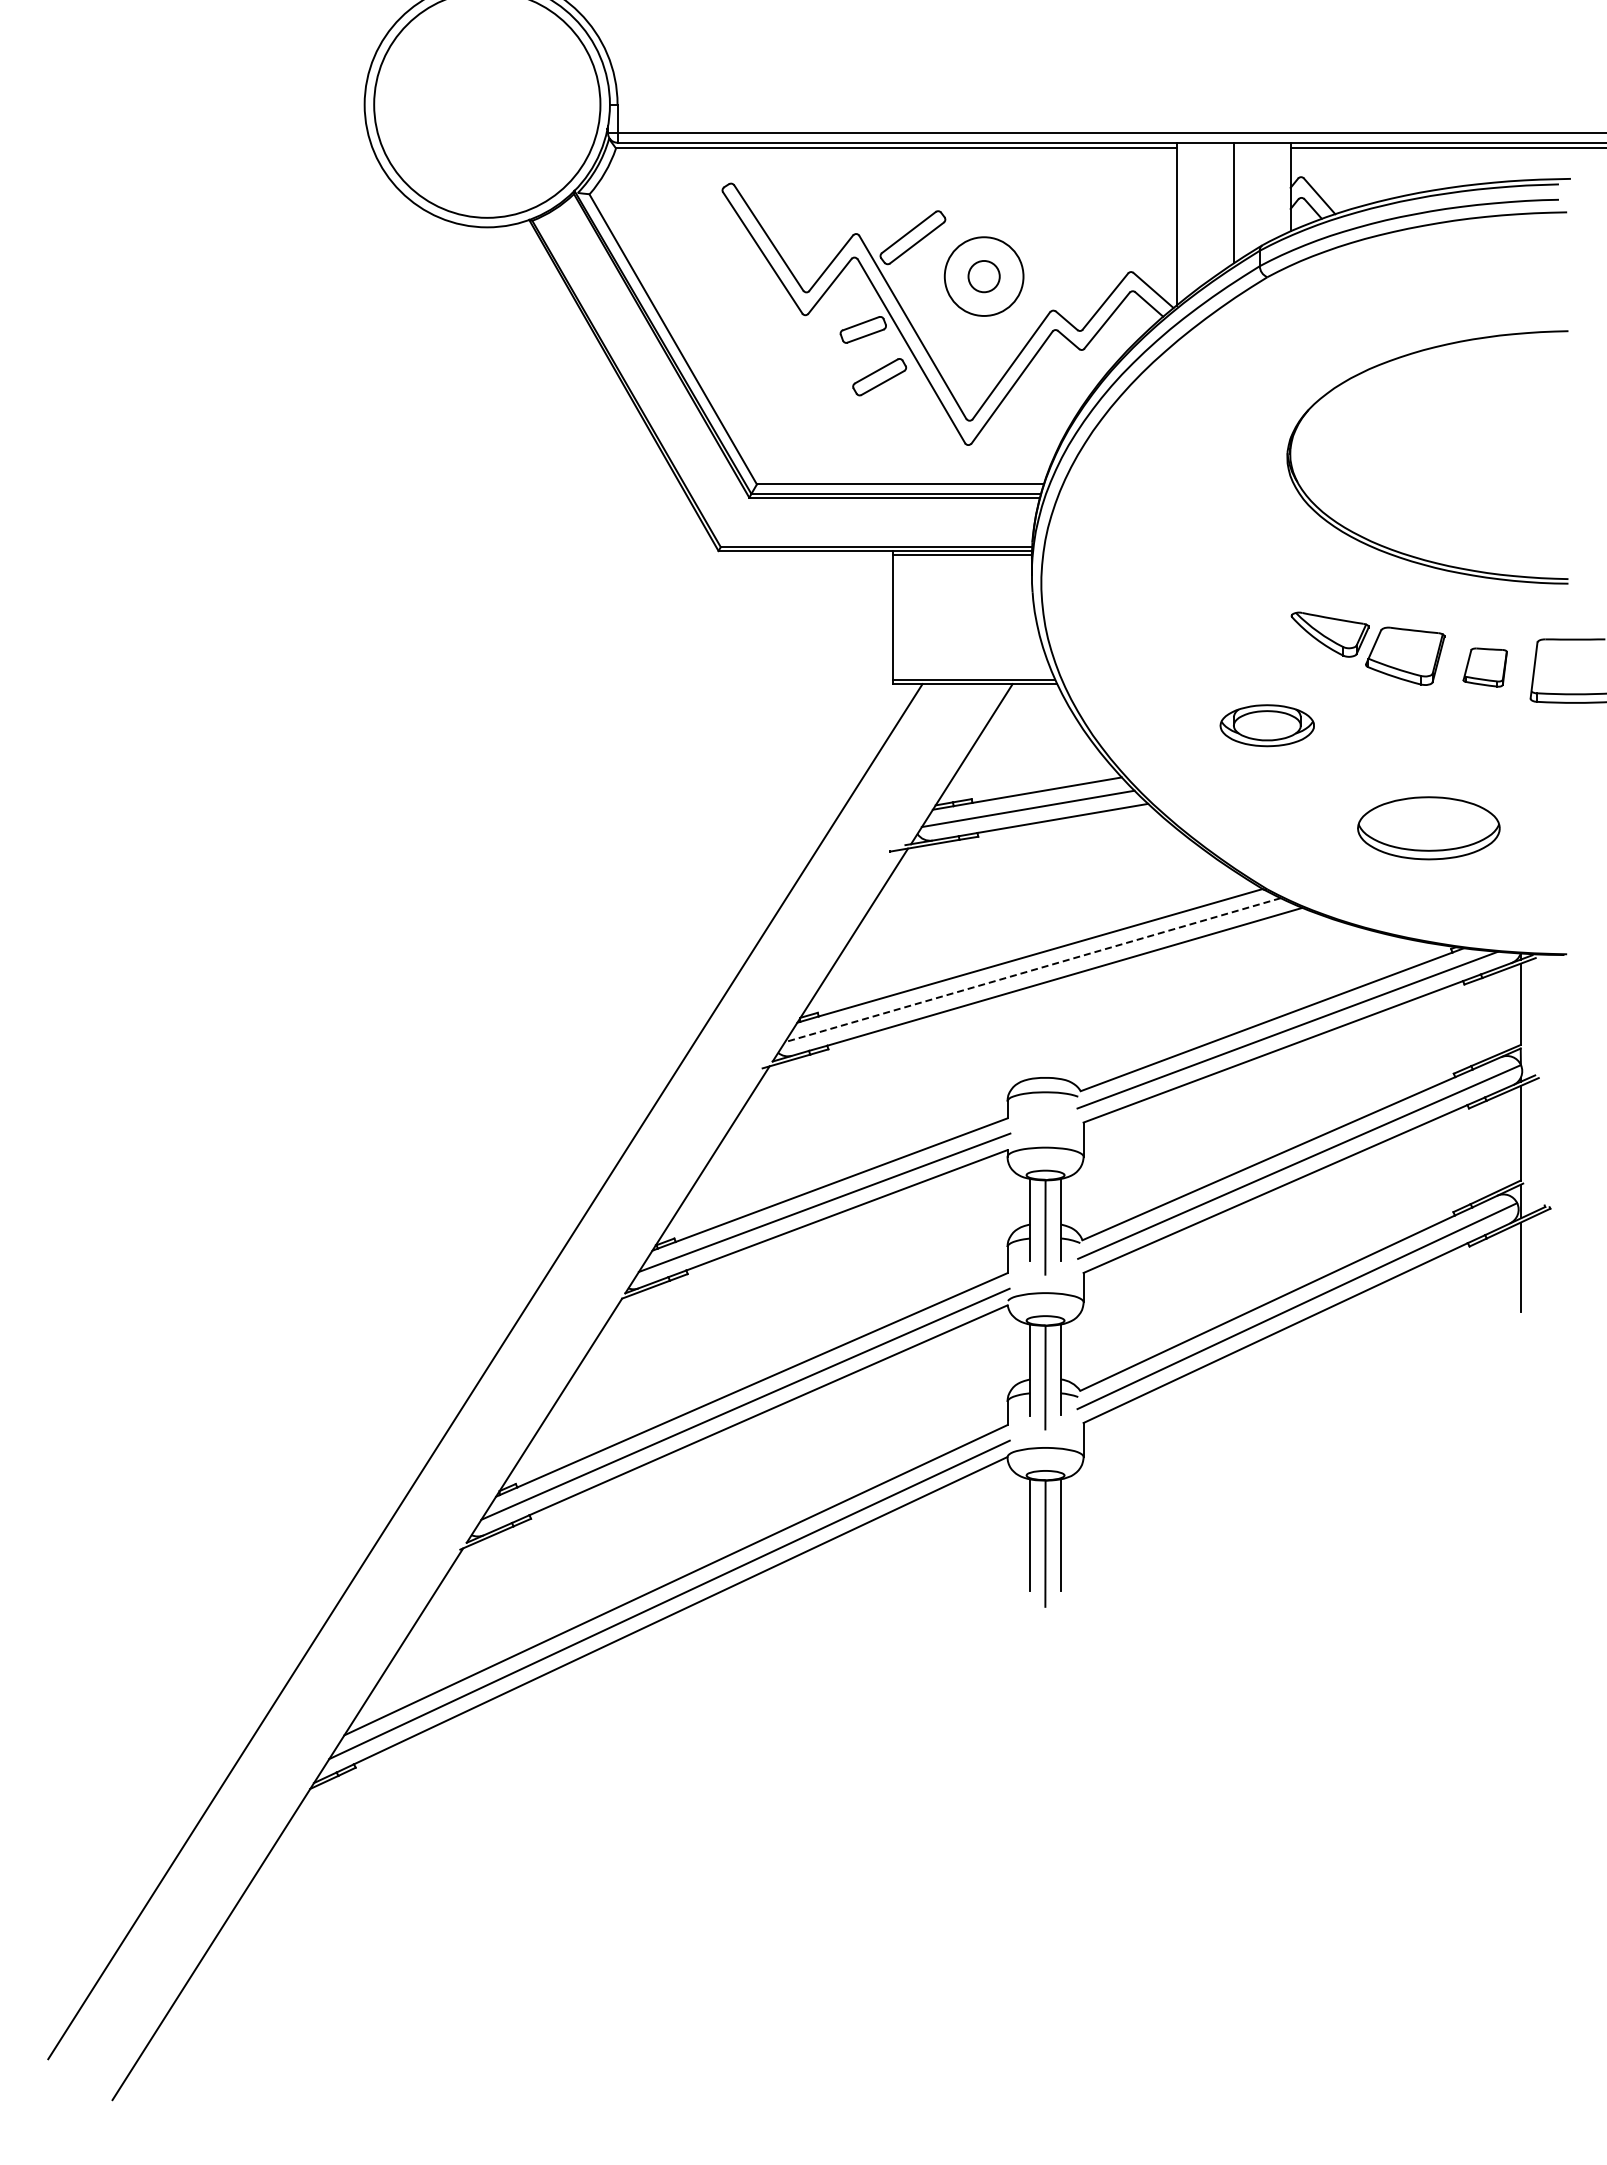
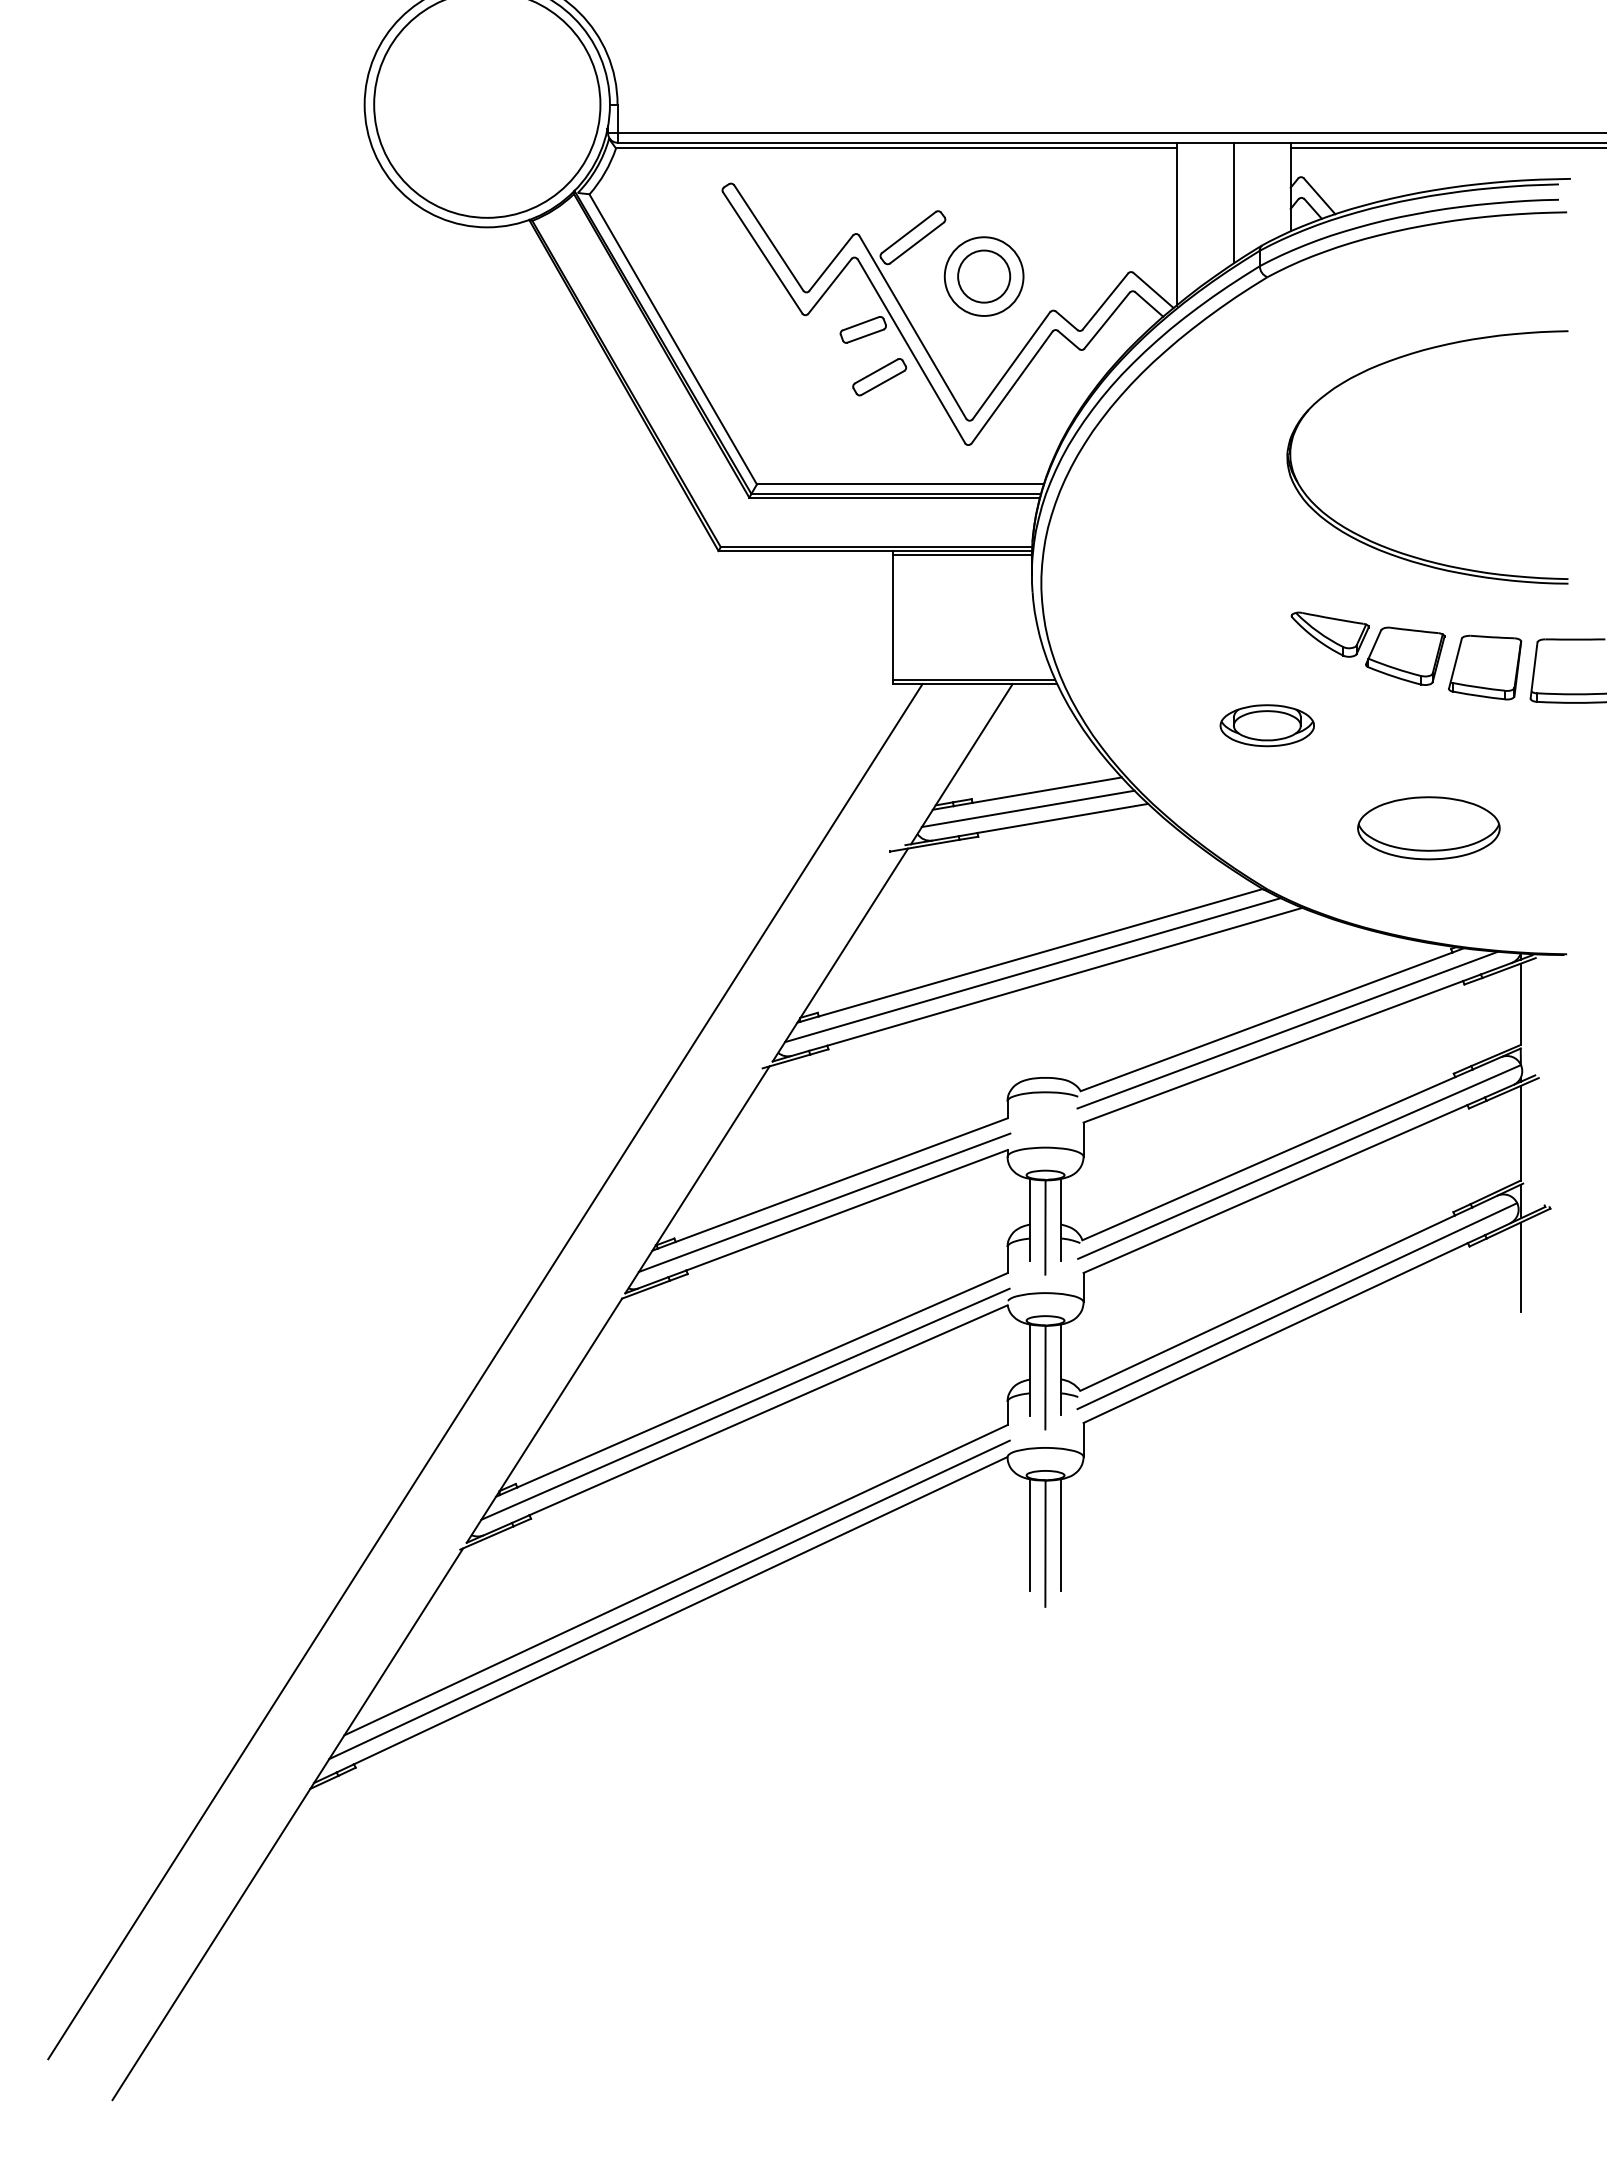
circle diameter: 31 px -> 52 px (984, 276)
part size: 46x41 px -> 75x67 px (1485, 667)
line: dashed -> solid (1032, 970)
